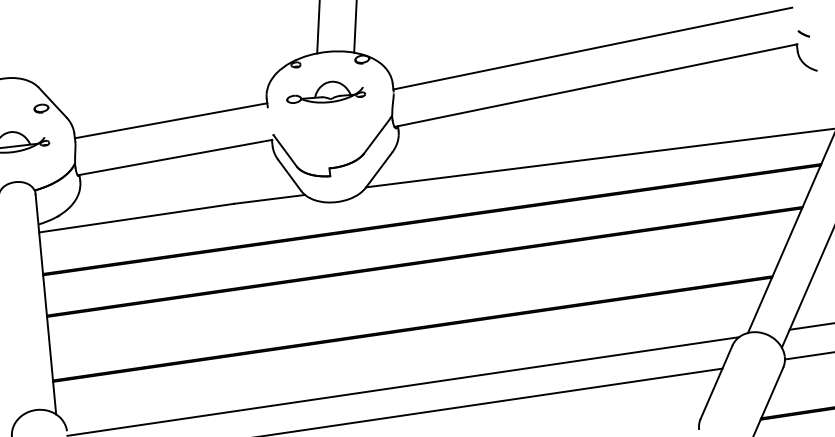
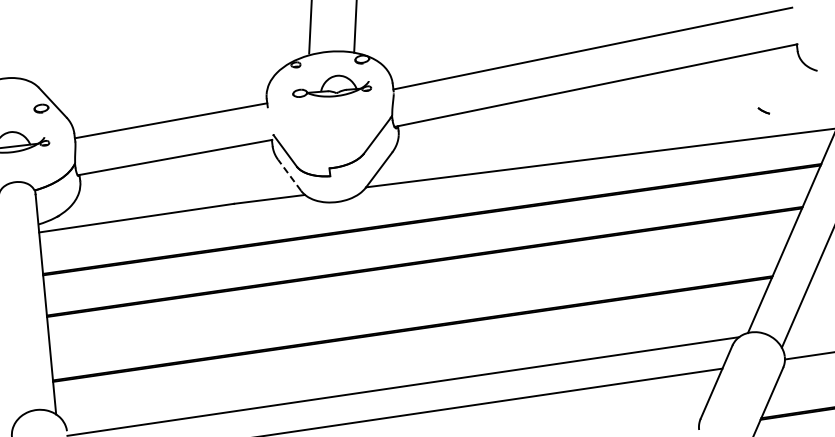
line position: (318, 27) -> (310, 27) (310, 27)
line position: (803, 33) -> (763, 110) (763, 110)
part position: (326, 91) -> (332, 85) (332, 85)
line: solid -> dashed (289, 174)
line: present -> none (810, 326)
